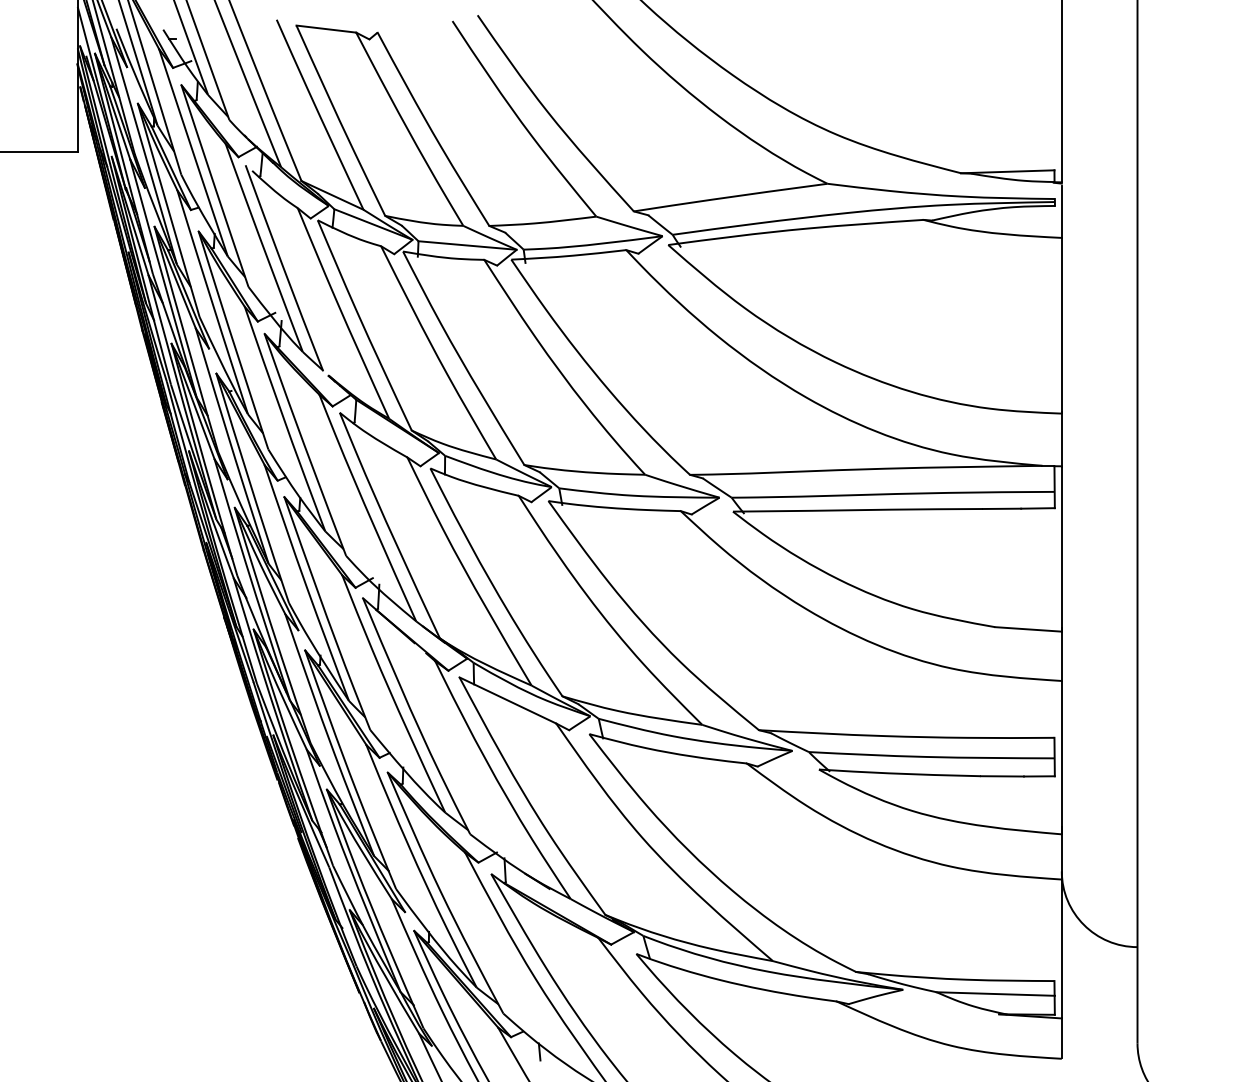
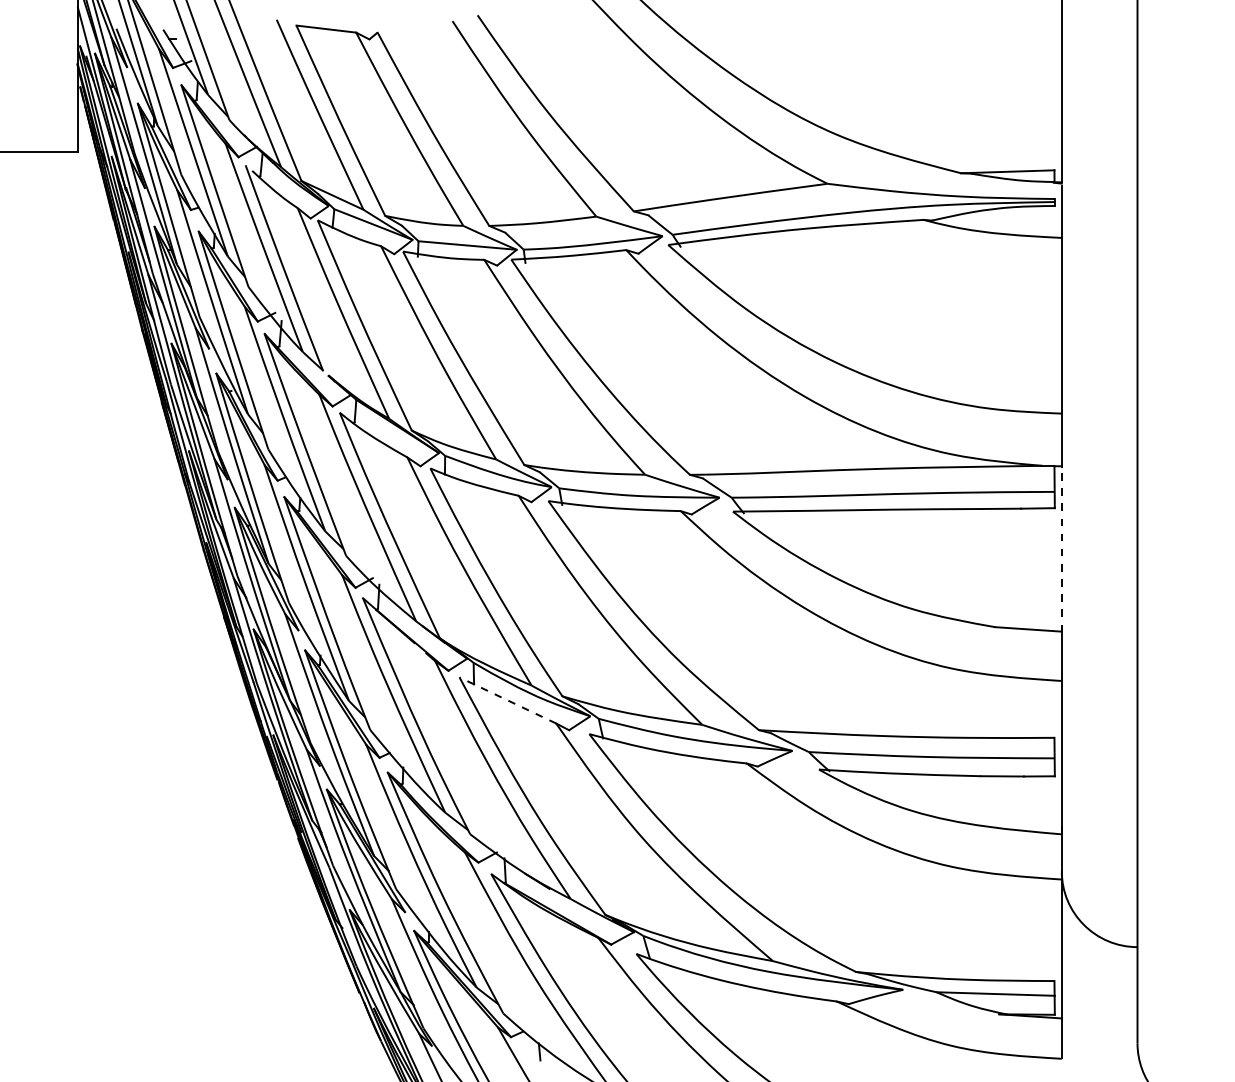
line: solid -> dashed (1061, 549)
line: solid -> dashed (507, 700)
